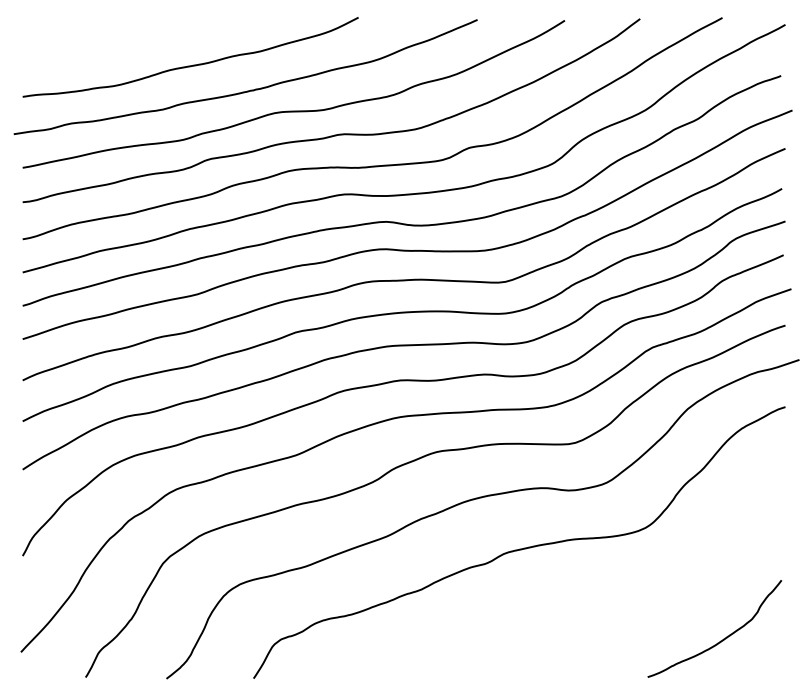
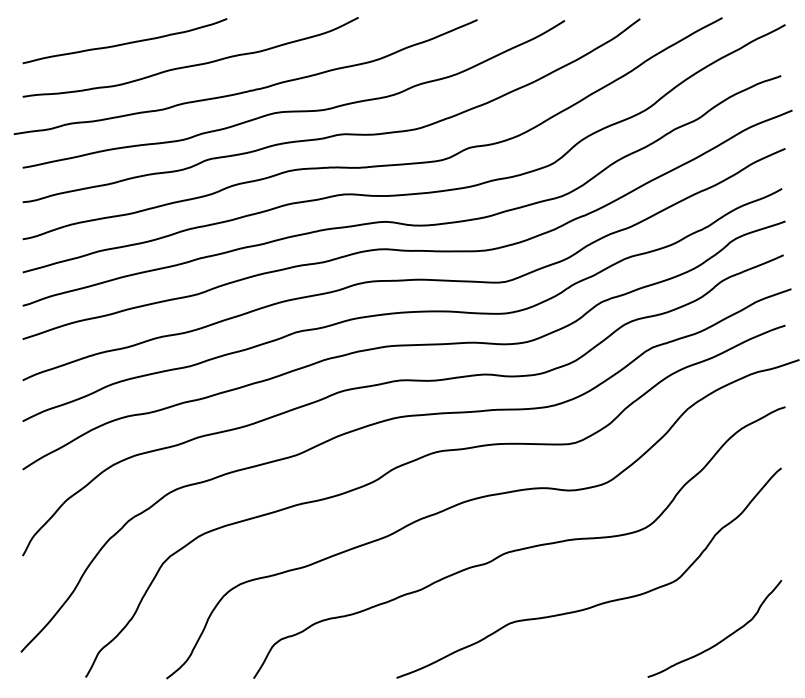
curve: none -> present (124, 43)
curve: none -> present (598, 603)
